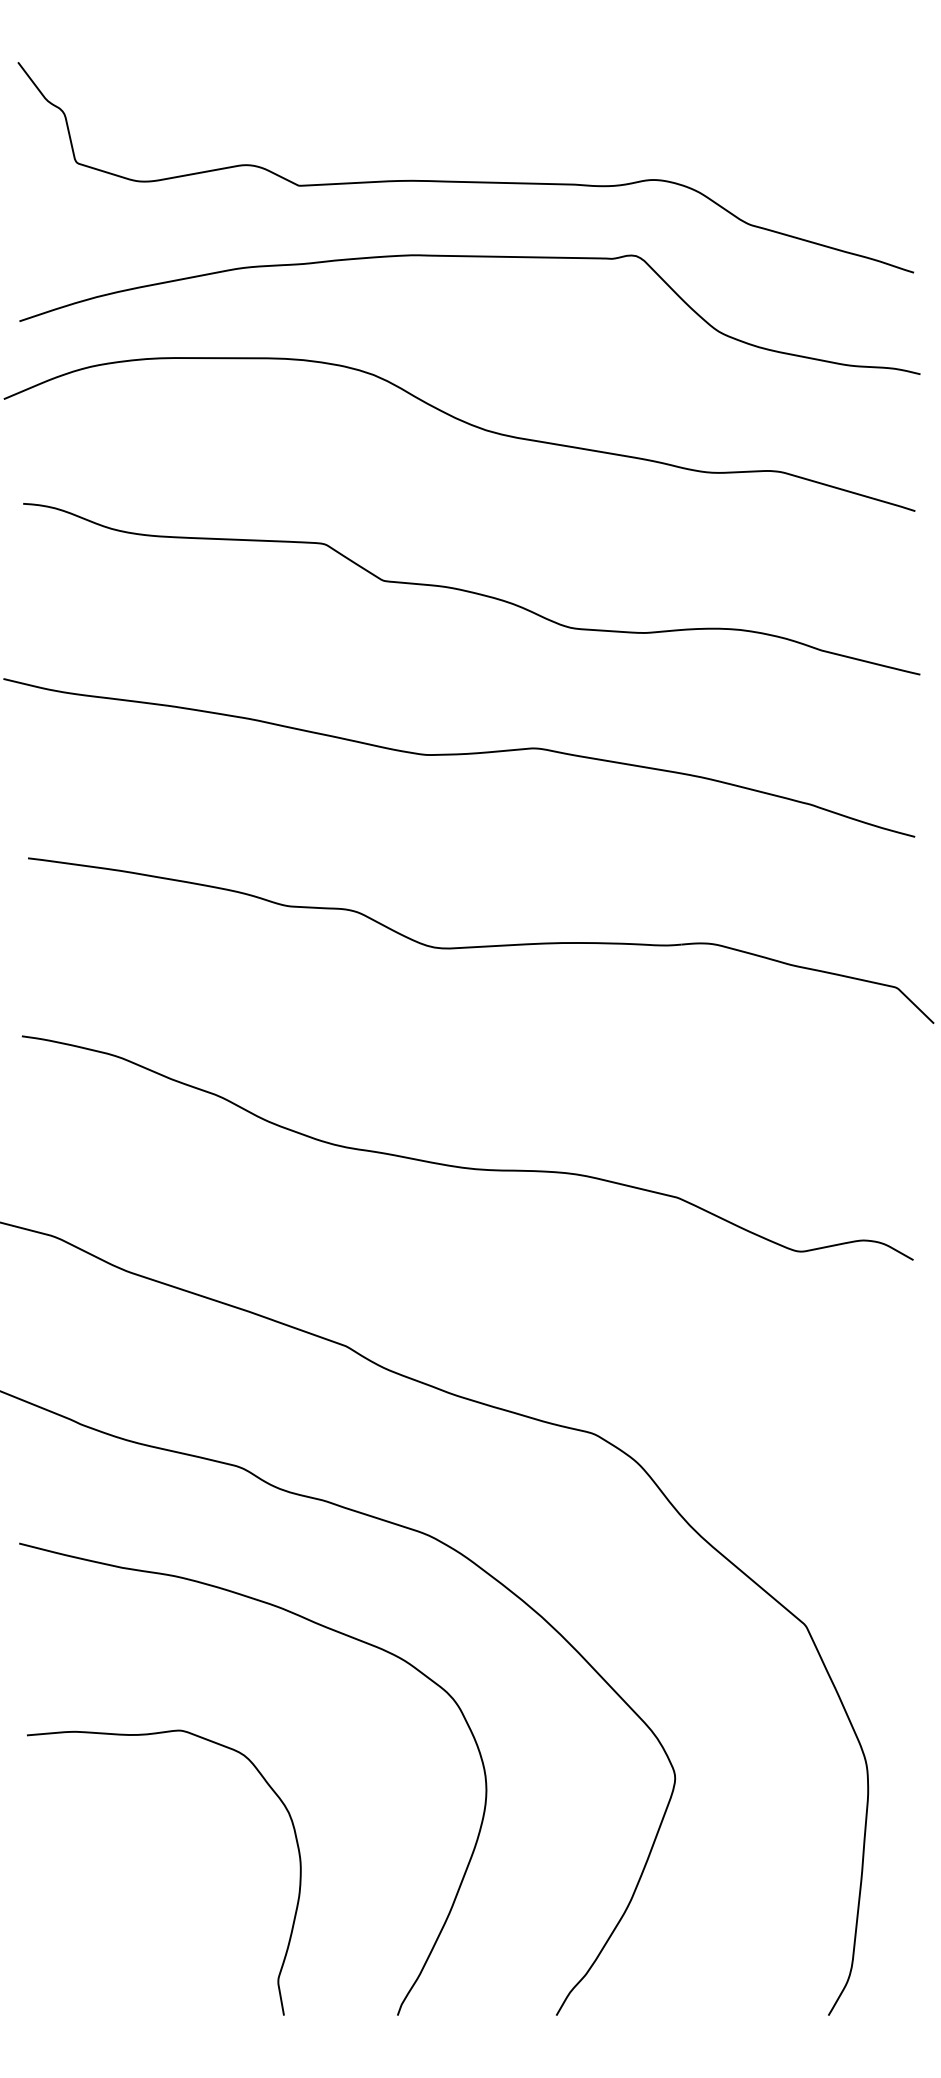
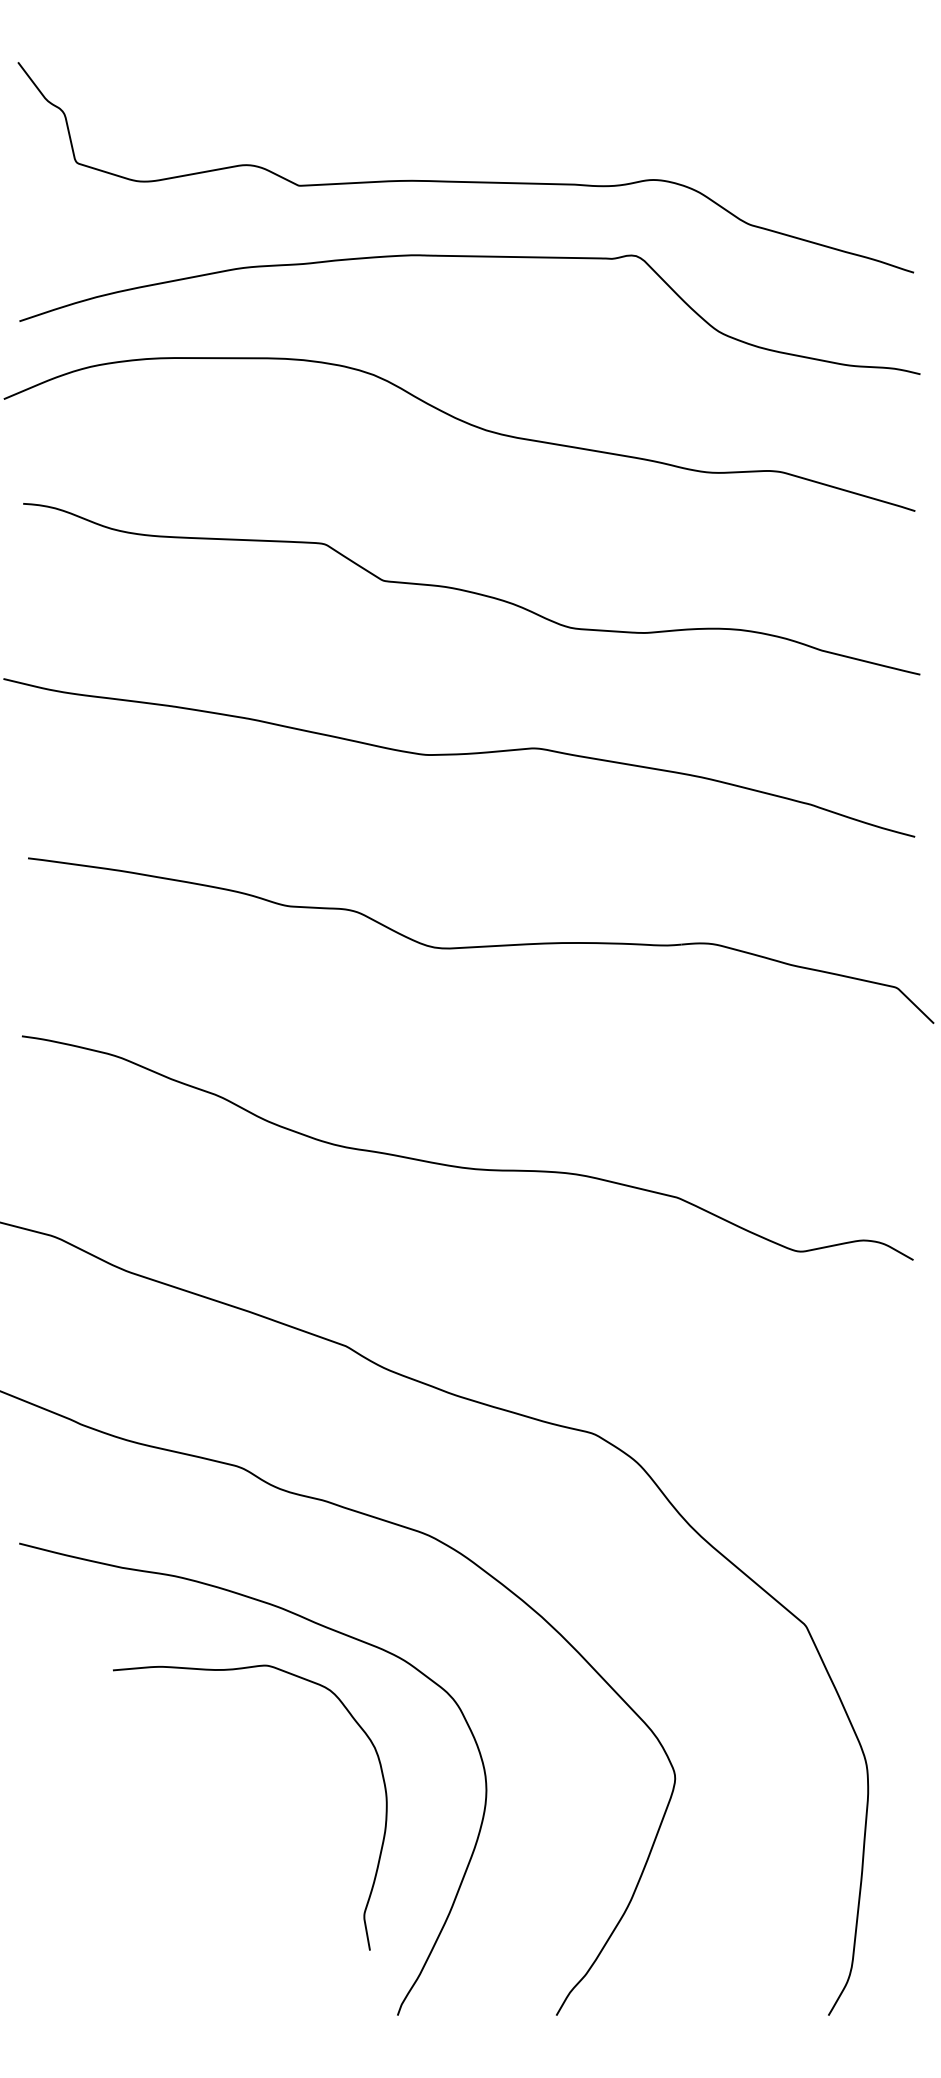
curve position: (296, 1844) -> (382, 1779) (382, 1779)
